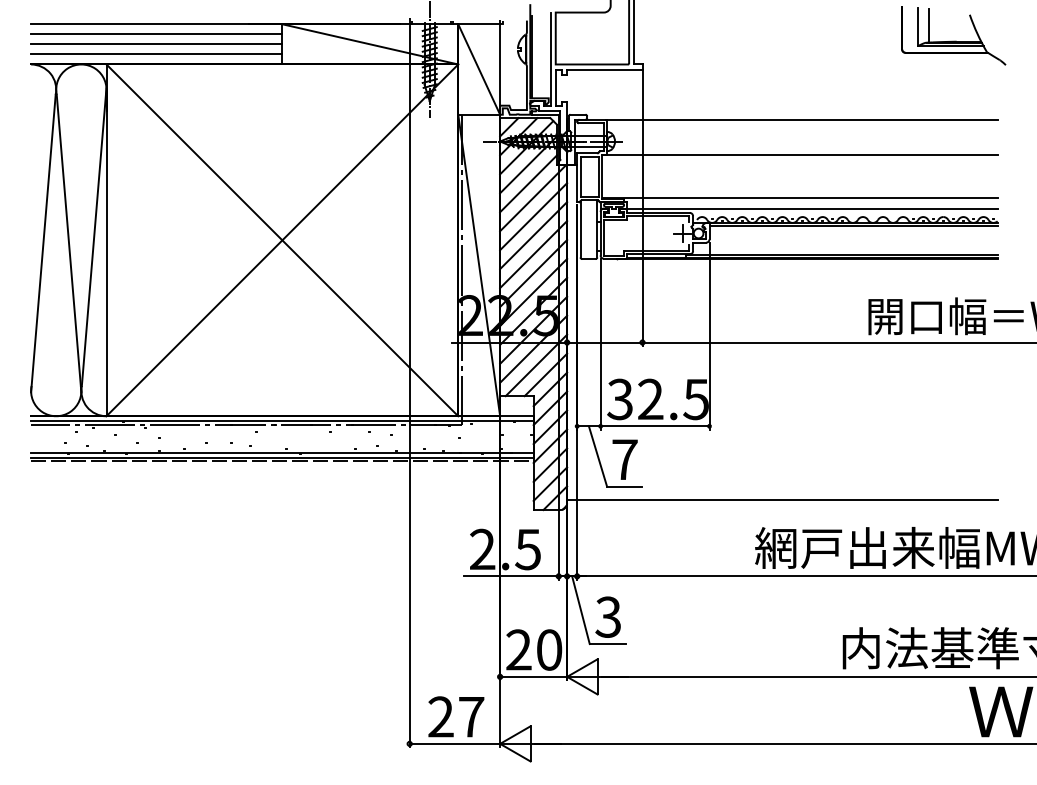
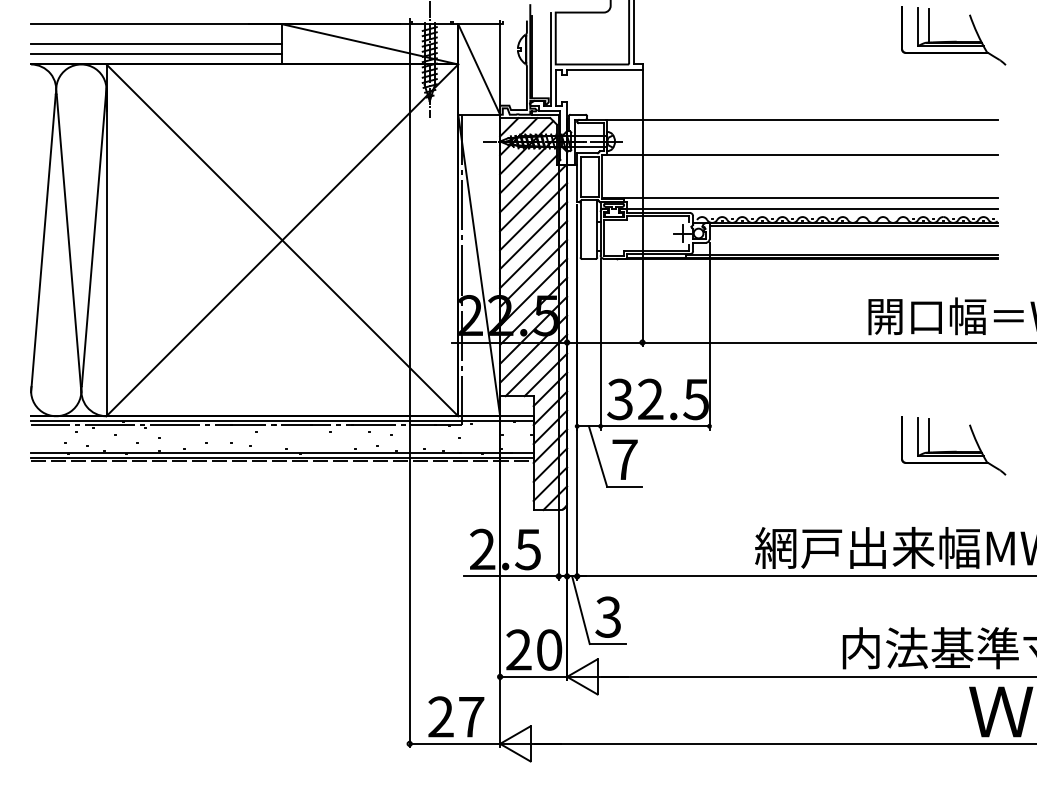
line: present -> none (156, 34)
part: none -> present (953, 445)
line: present -> none (782, 500)
